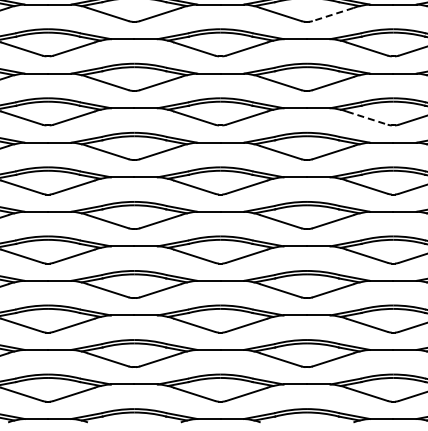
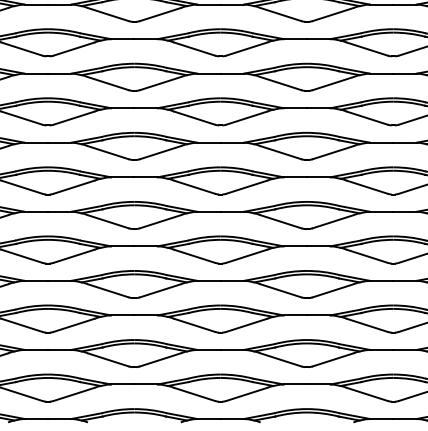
line: dashed -> solid (332, 14)
line: dashed -> solid (367, 118)
